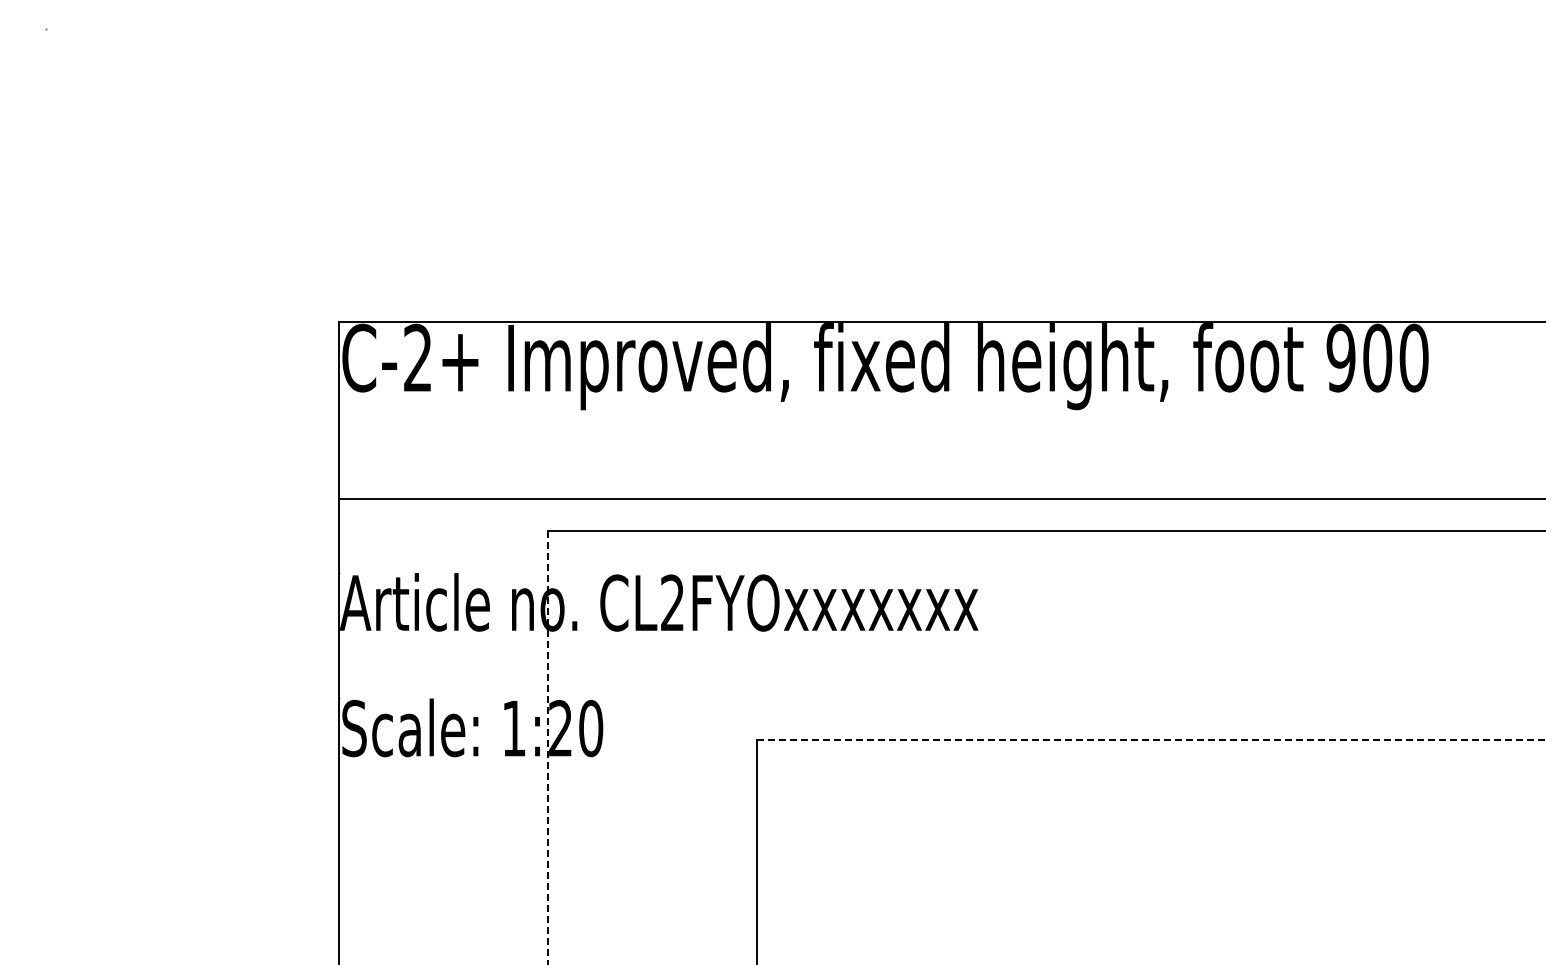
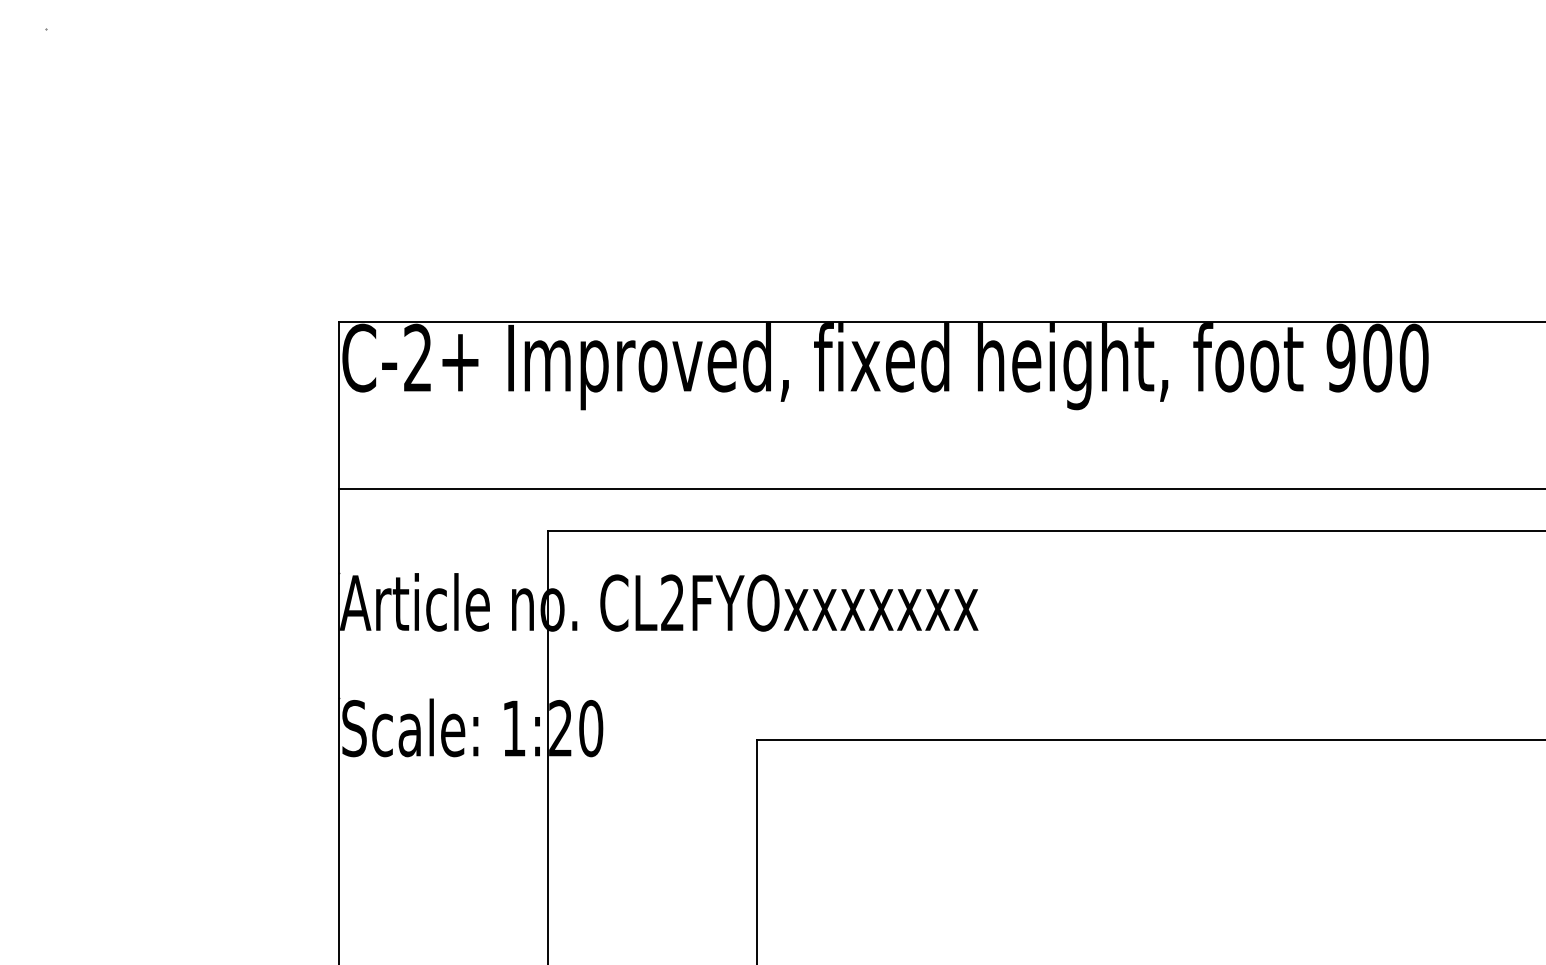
line position: (940, 499) -> (940, 489) (940, 489)
line: dashed -> solid (1151, 740)
line: dashed -> solid (548, 748)
